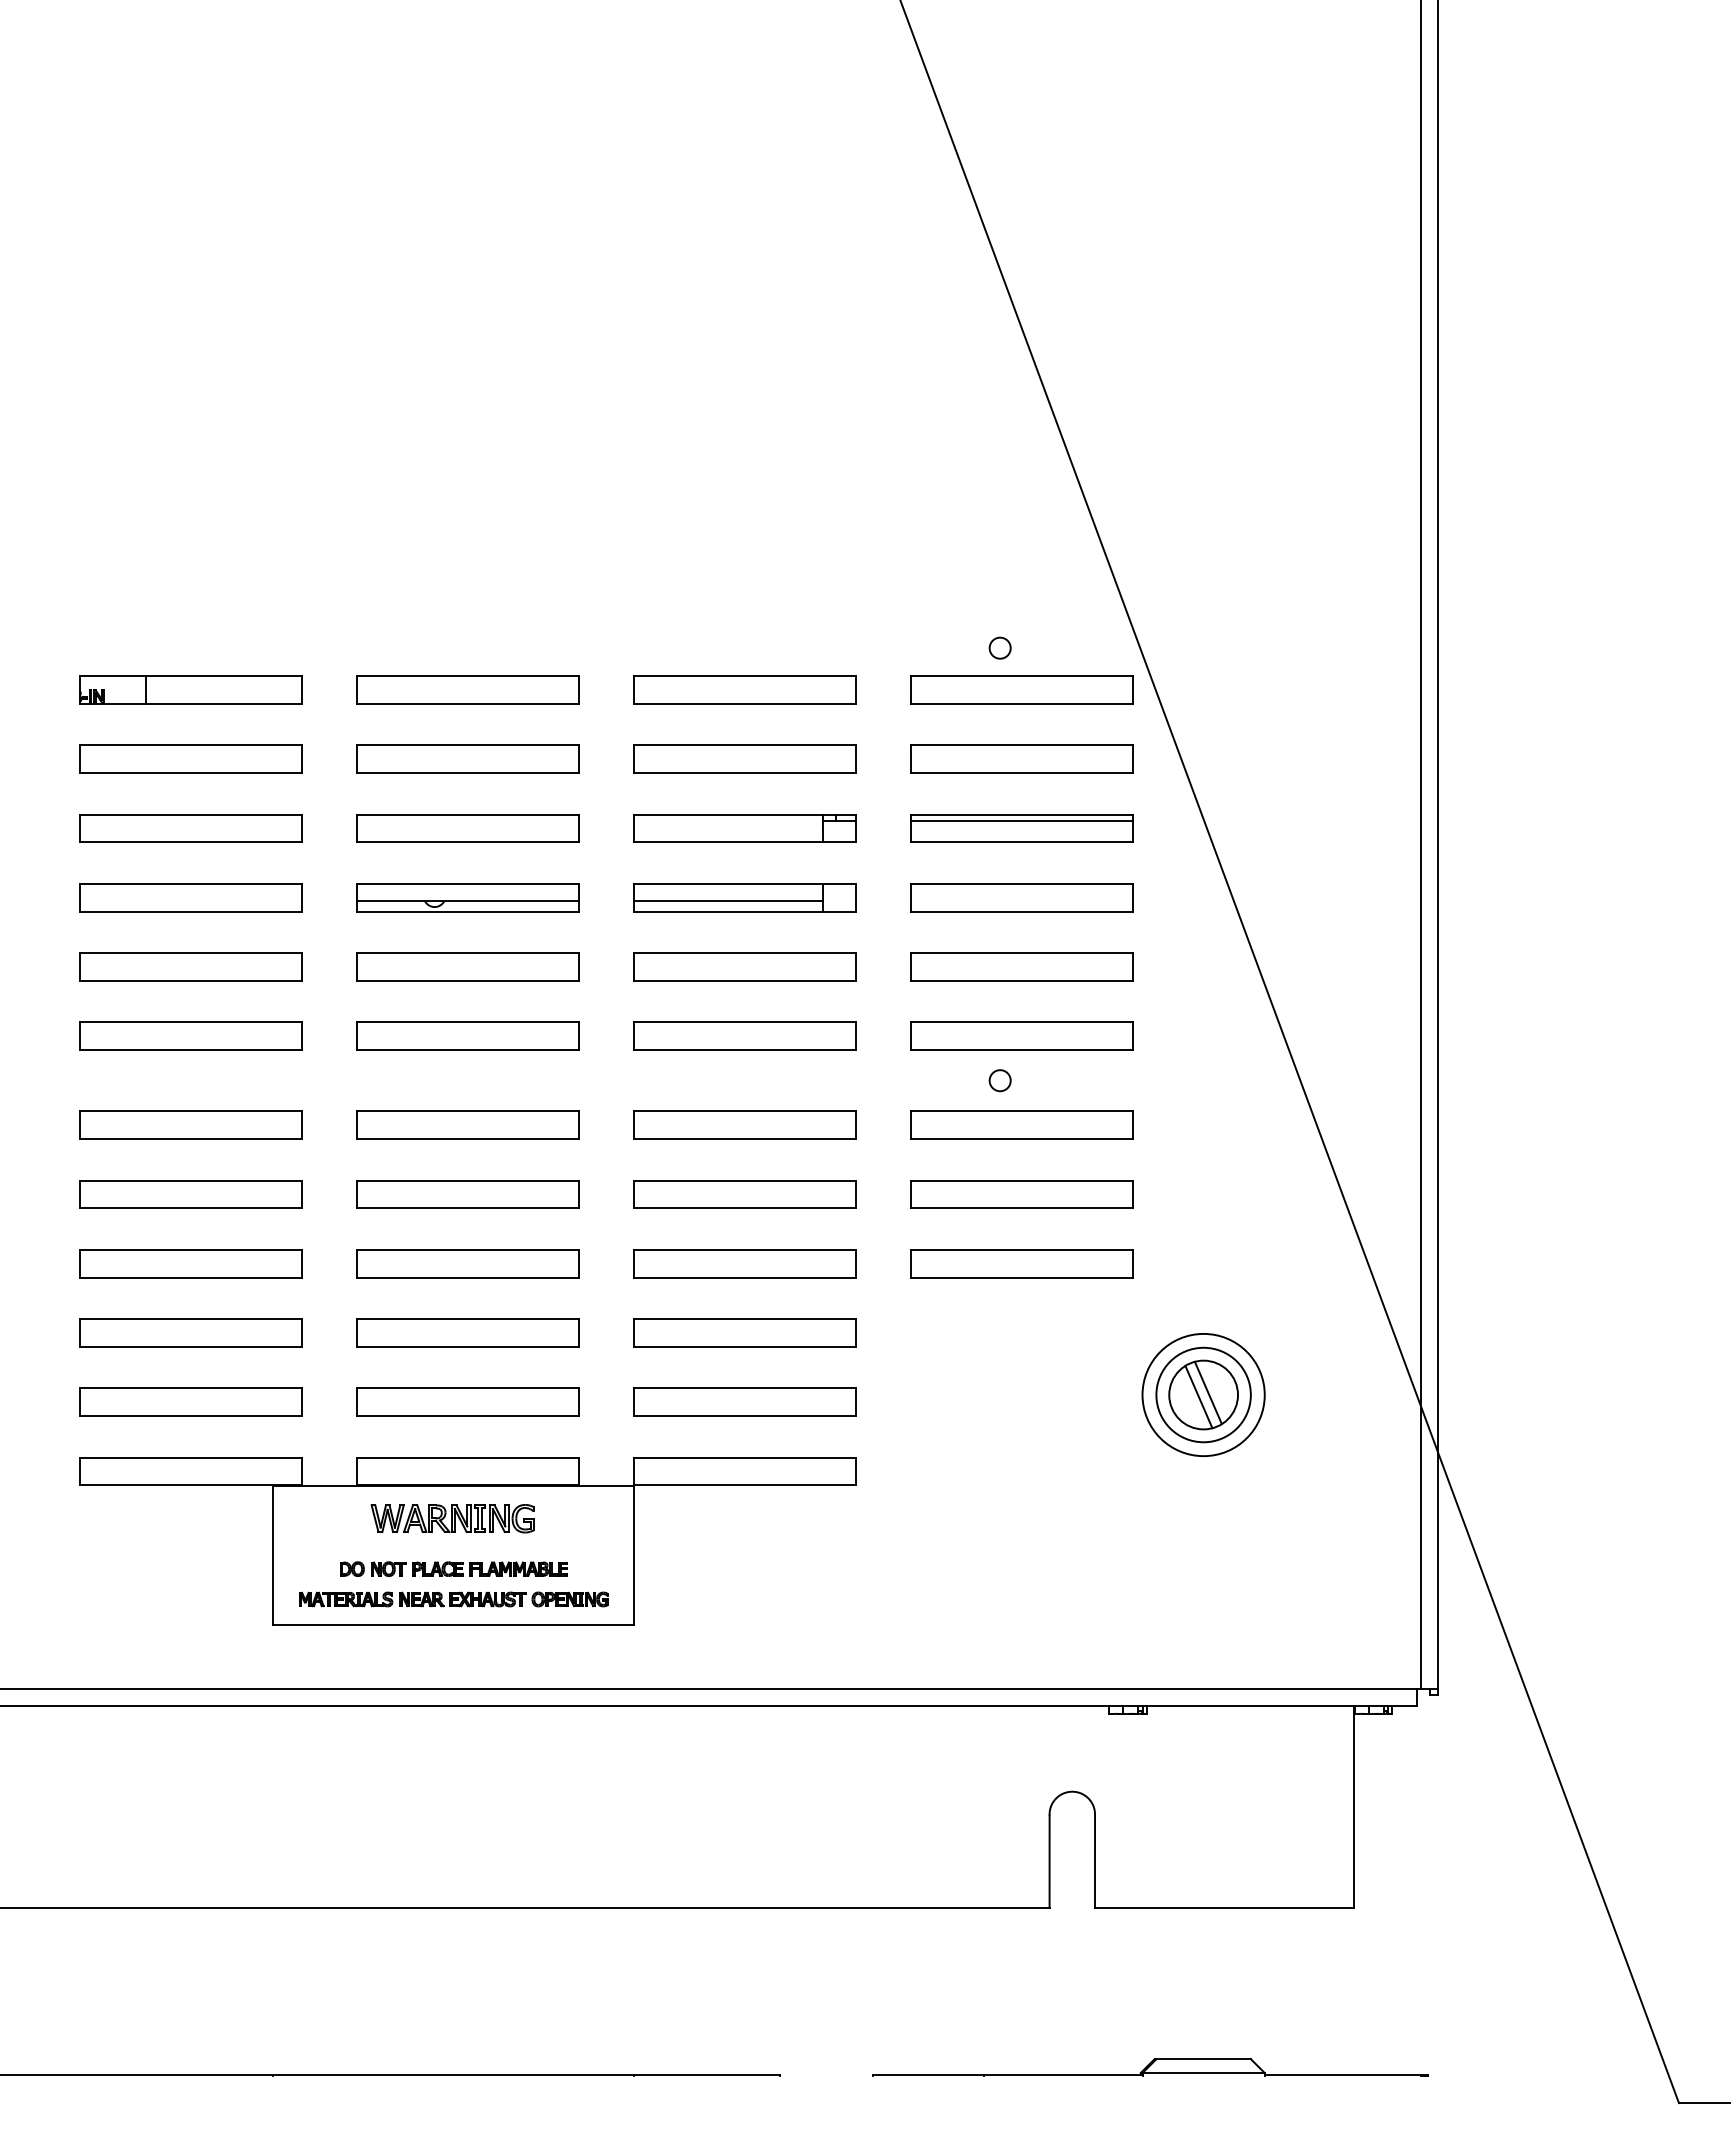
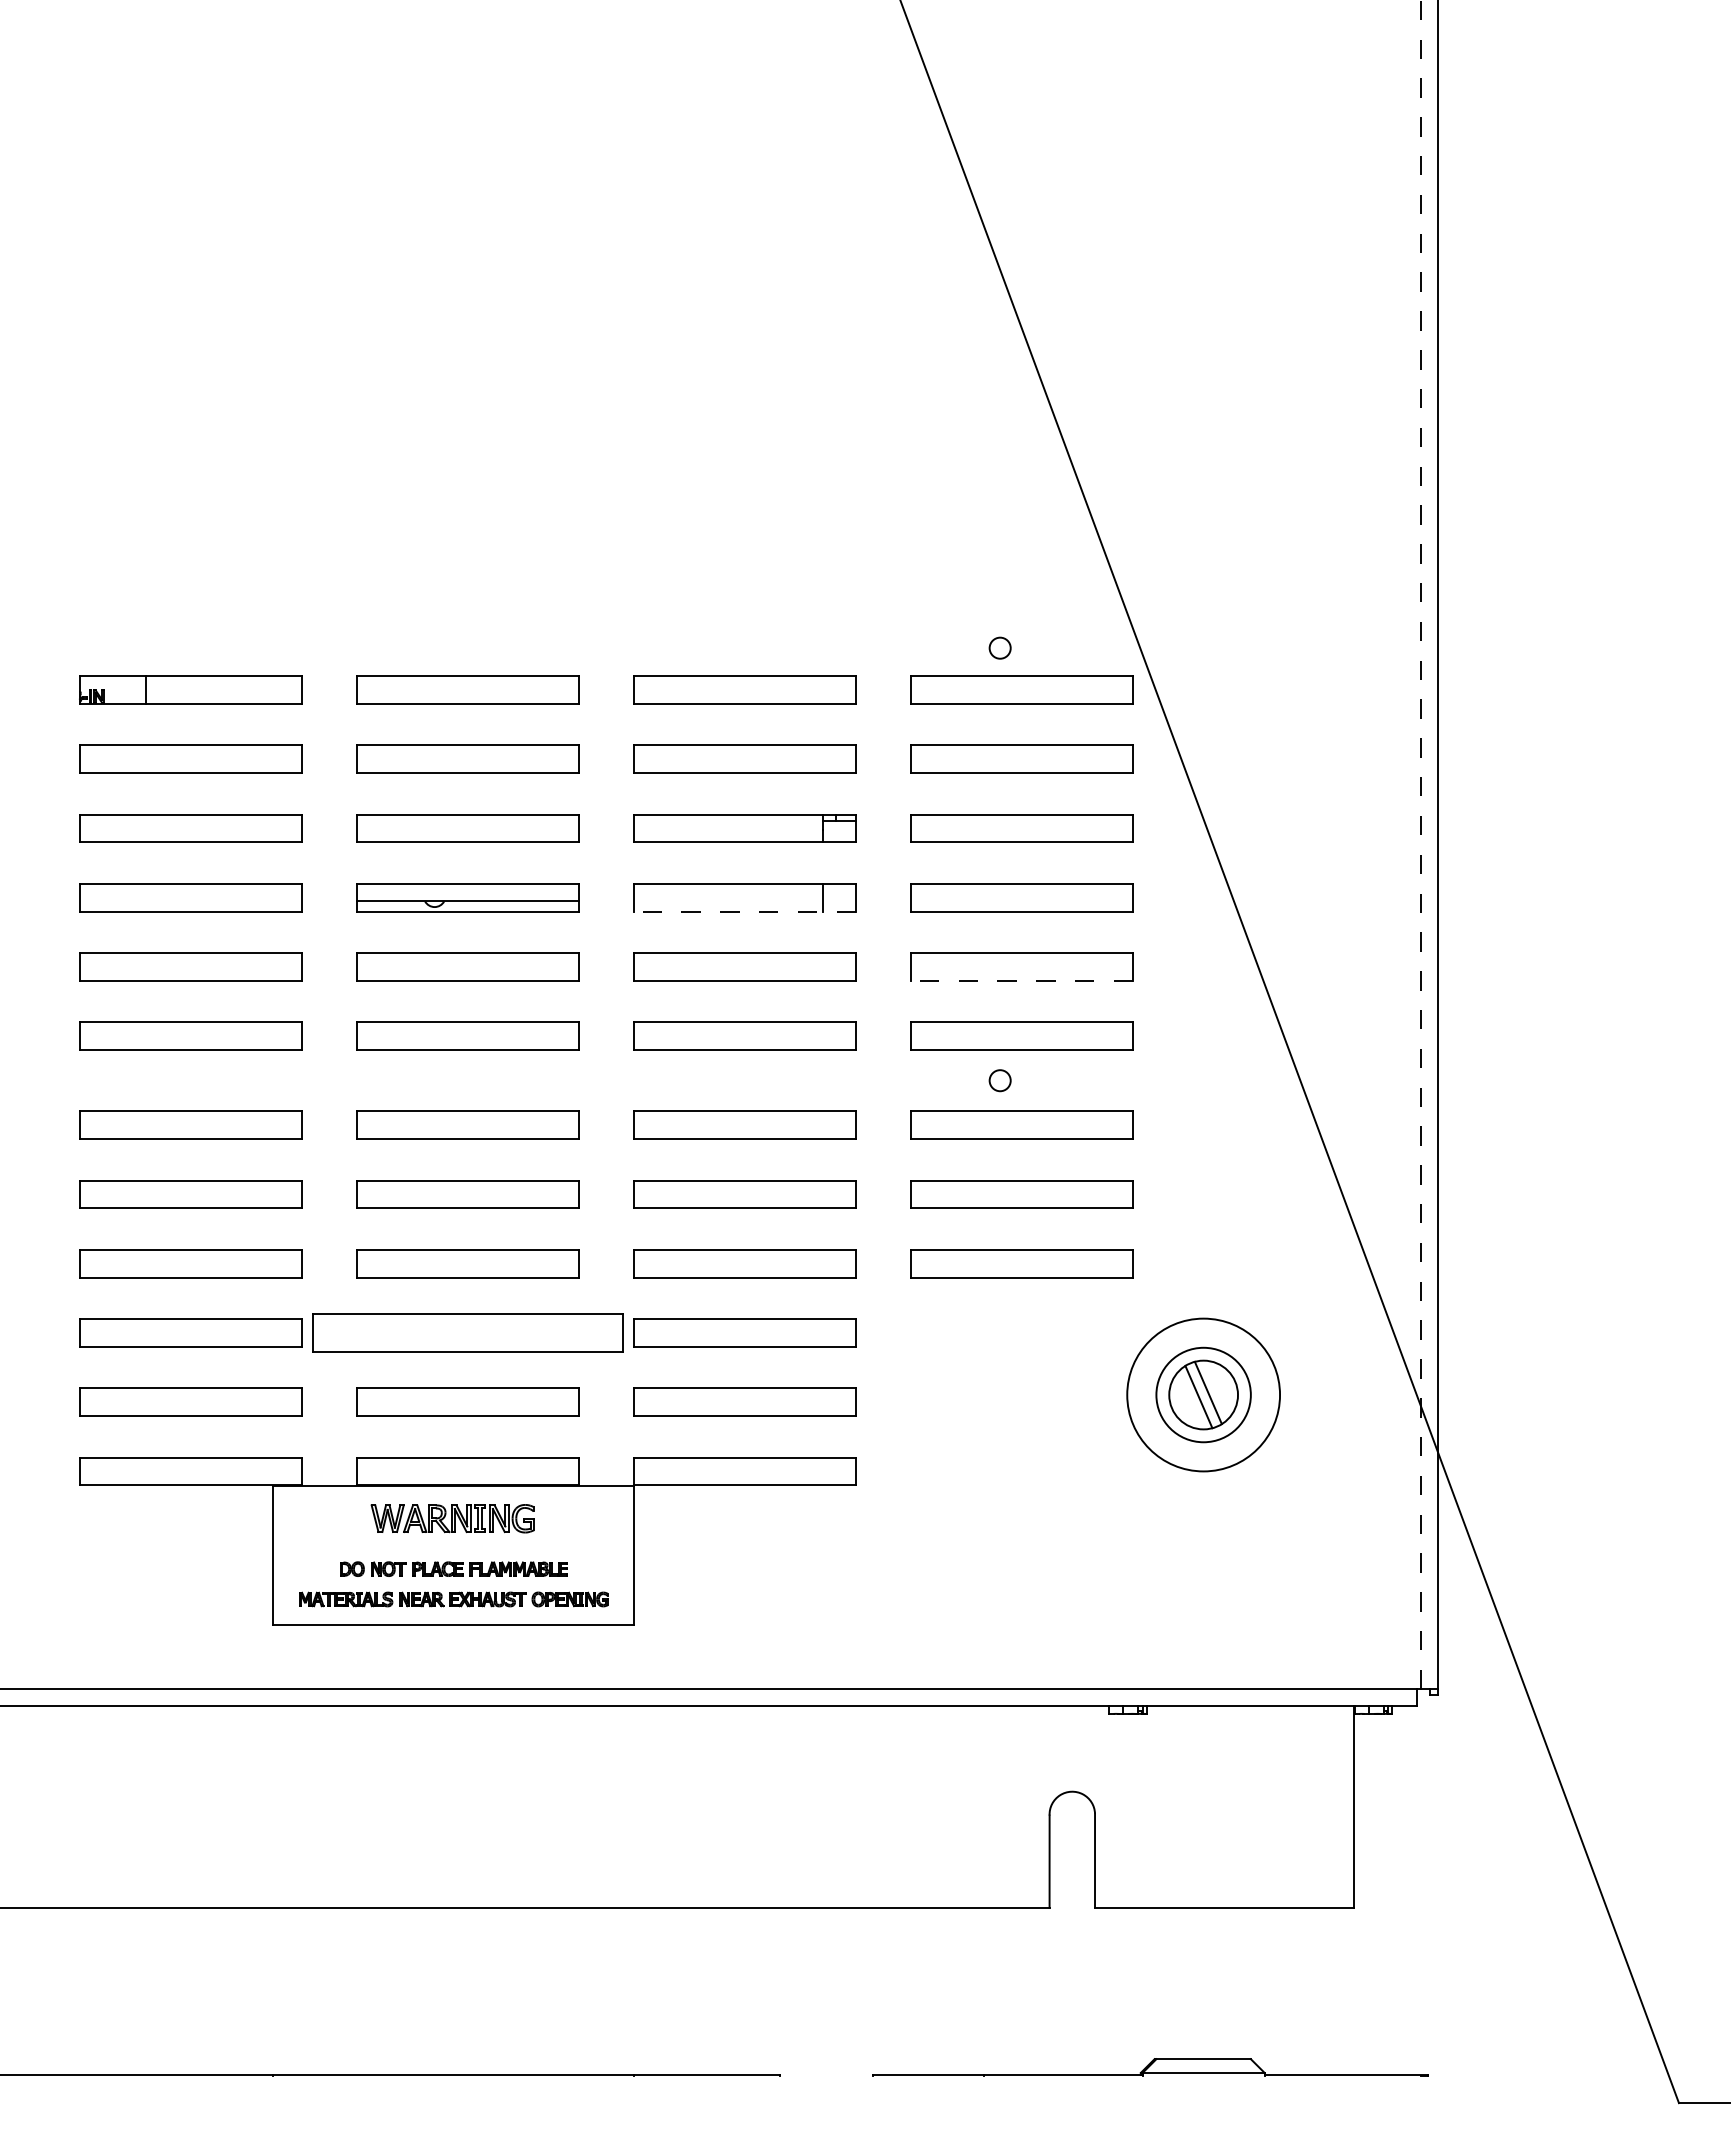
line: present -> none (1022, 821)
line: solid -> dashed (1421, 844)
line: present -> none (728, 901)
line: solid -> dashed (745, 911)
line: solid -> dashed (1022, 980)
part size: 224x30 px -> 312x40 px (467, 1332)
circle diameter: 122 px -> 153 px (1203, 1394)
